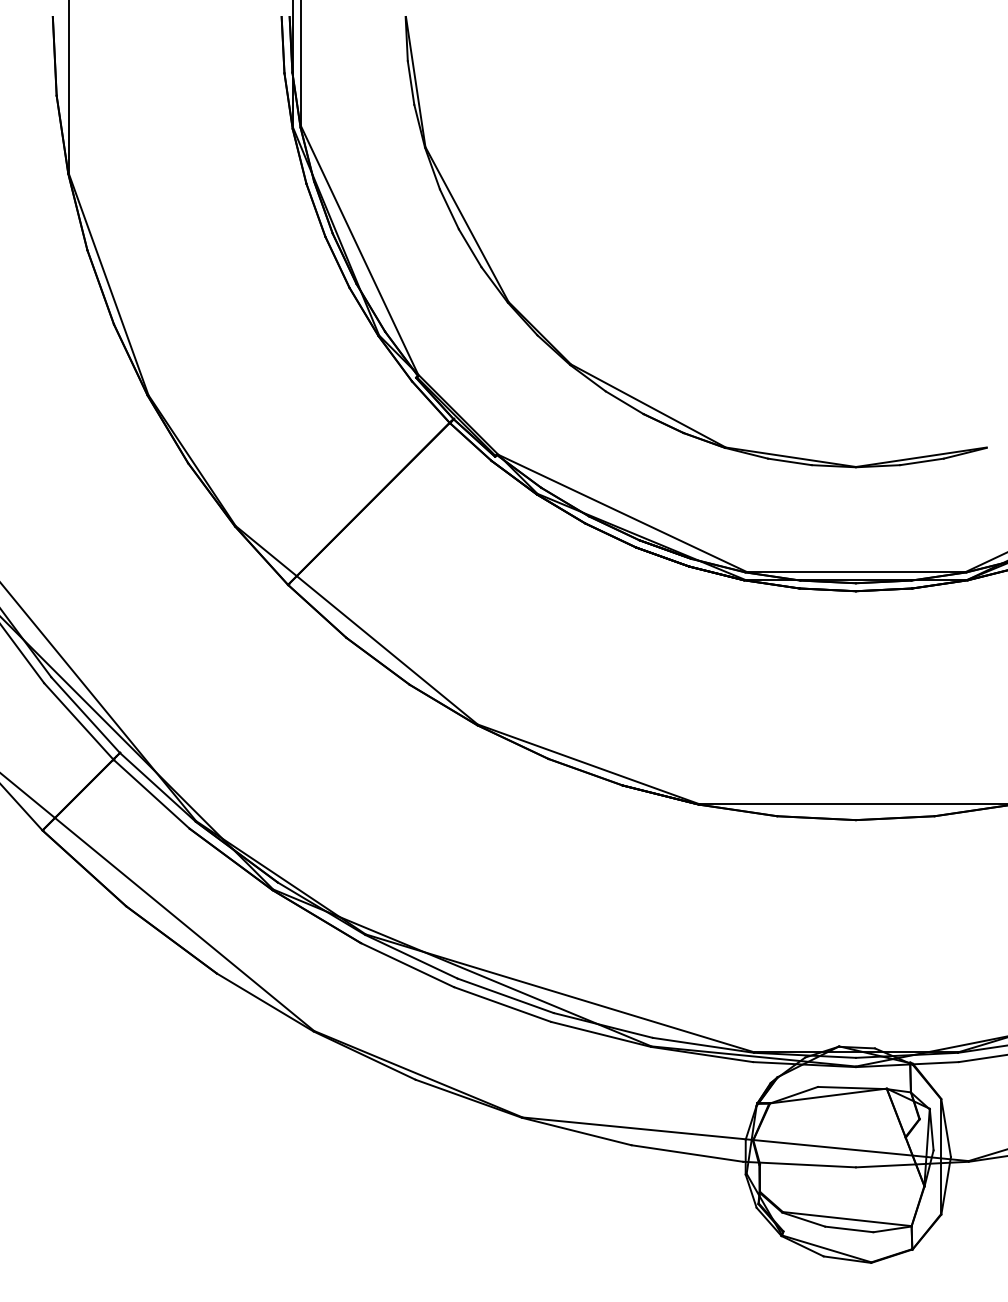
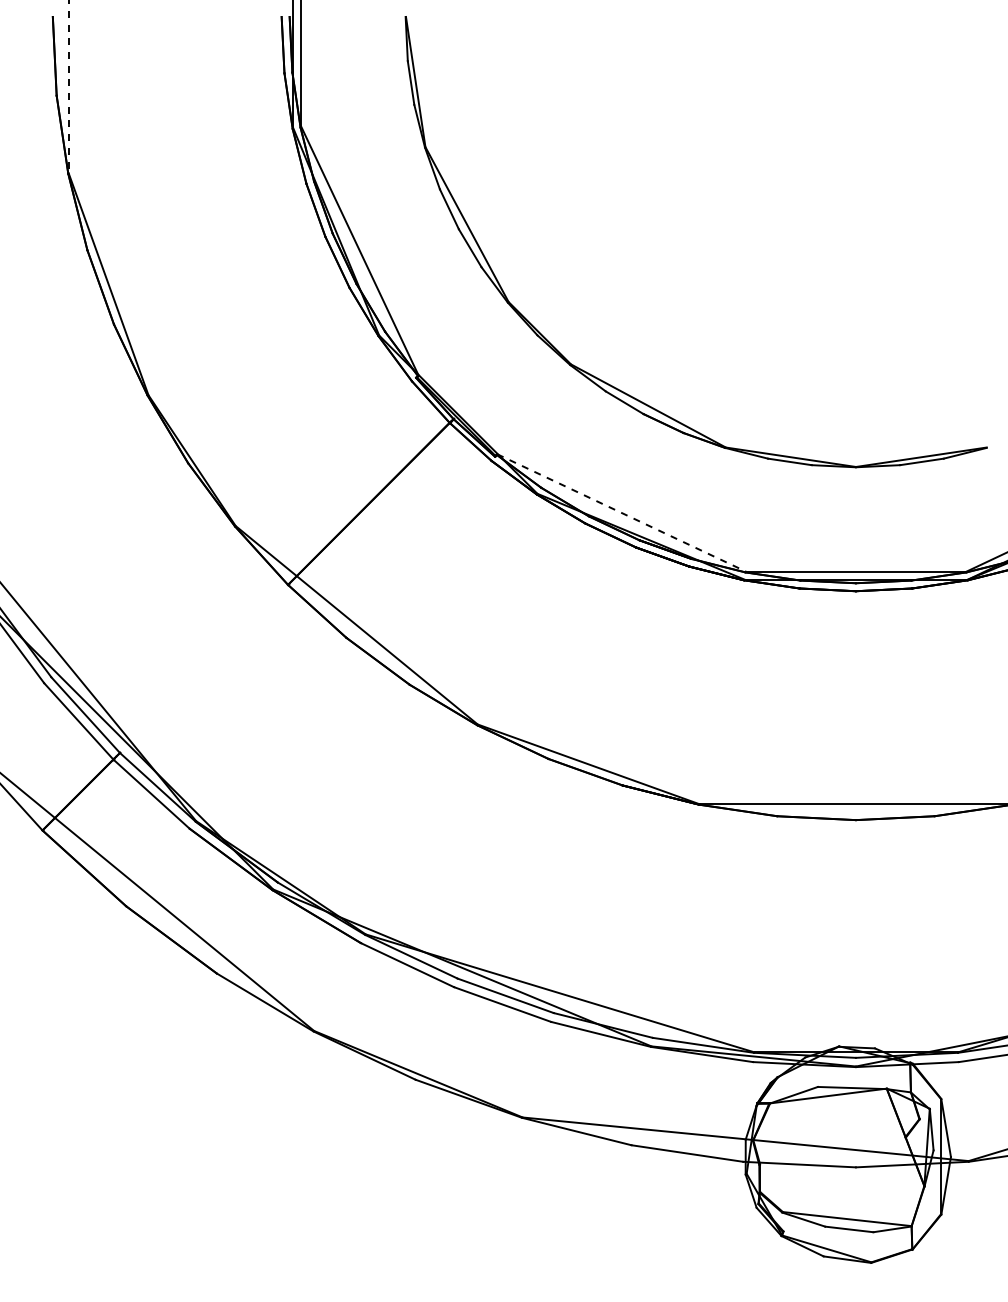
line: solid -> dashed (68, 87)
line: solid -> dashed (621, 512)
